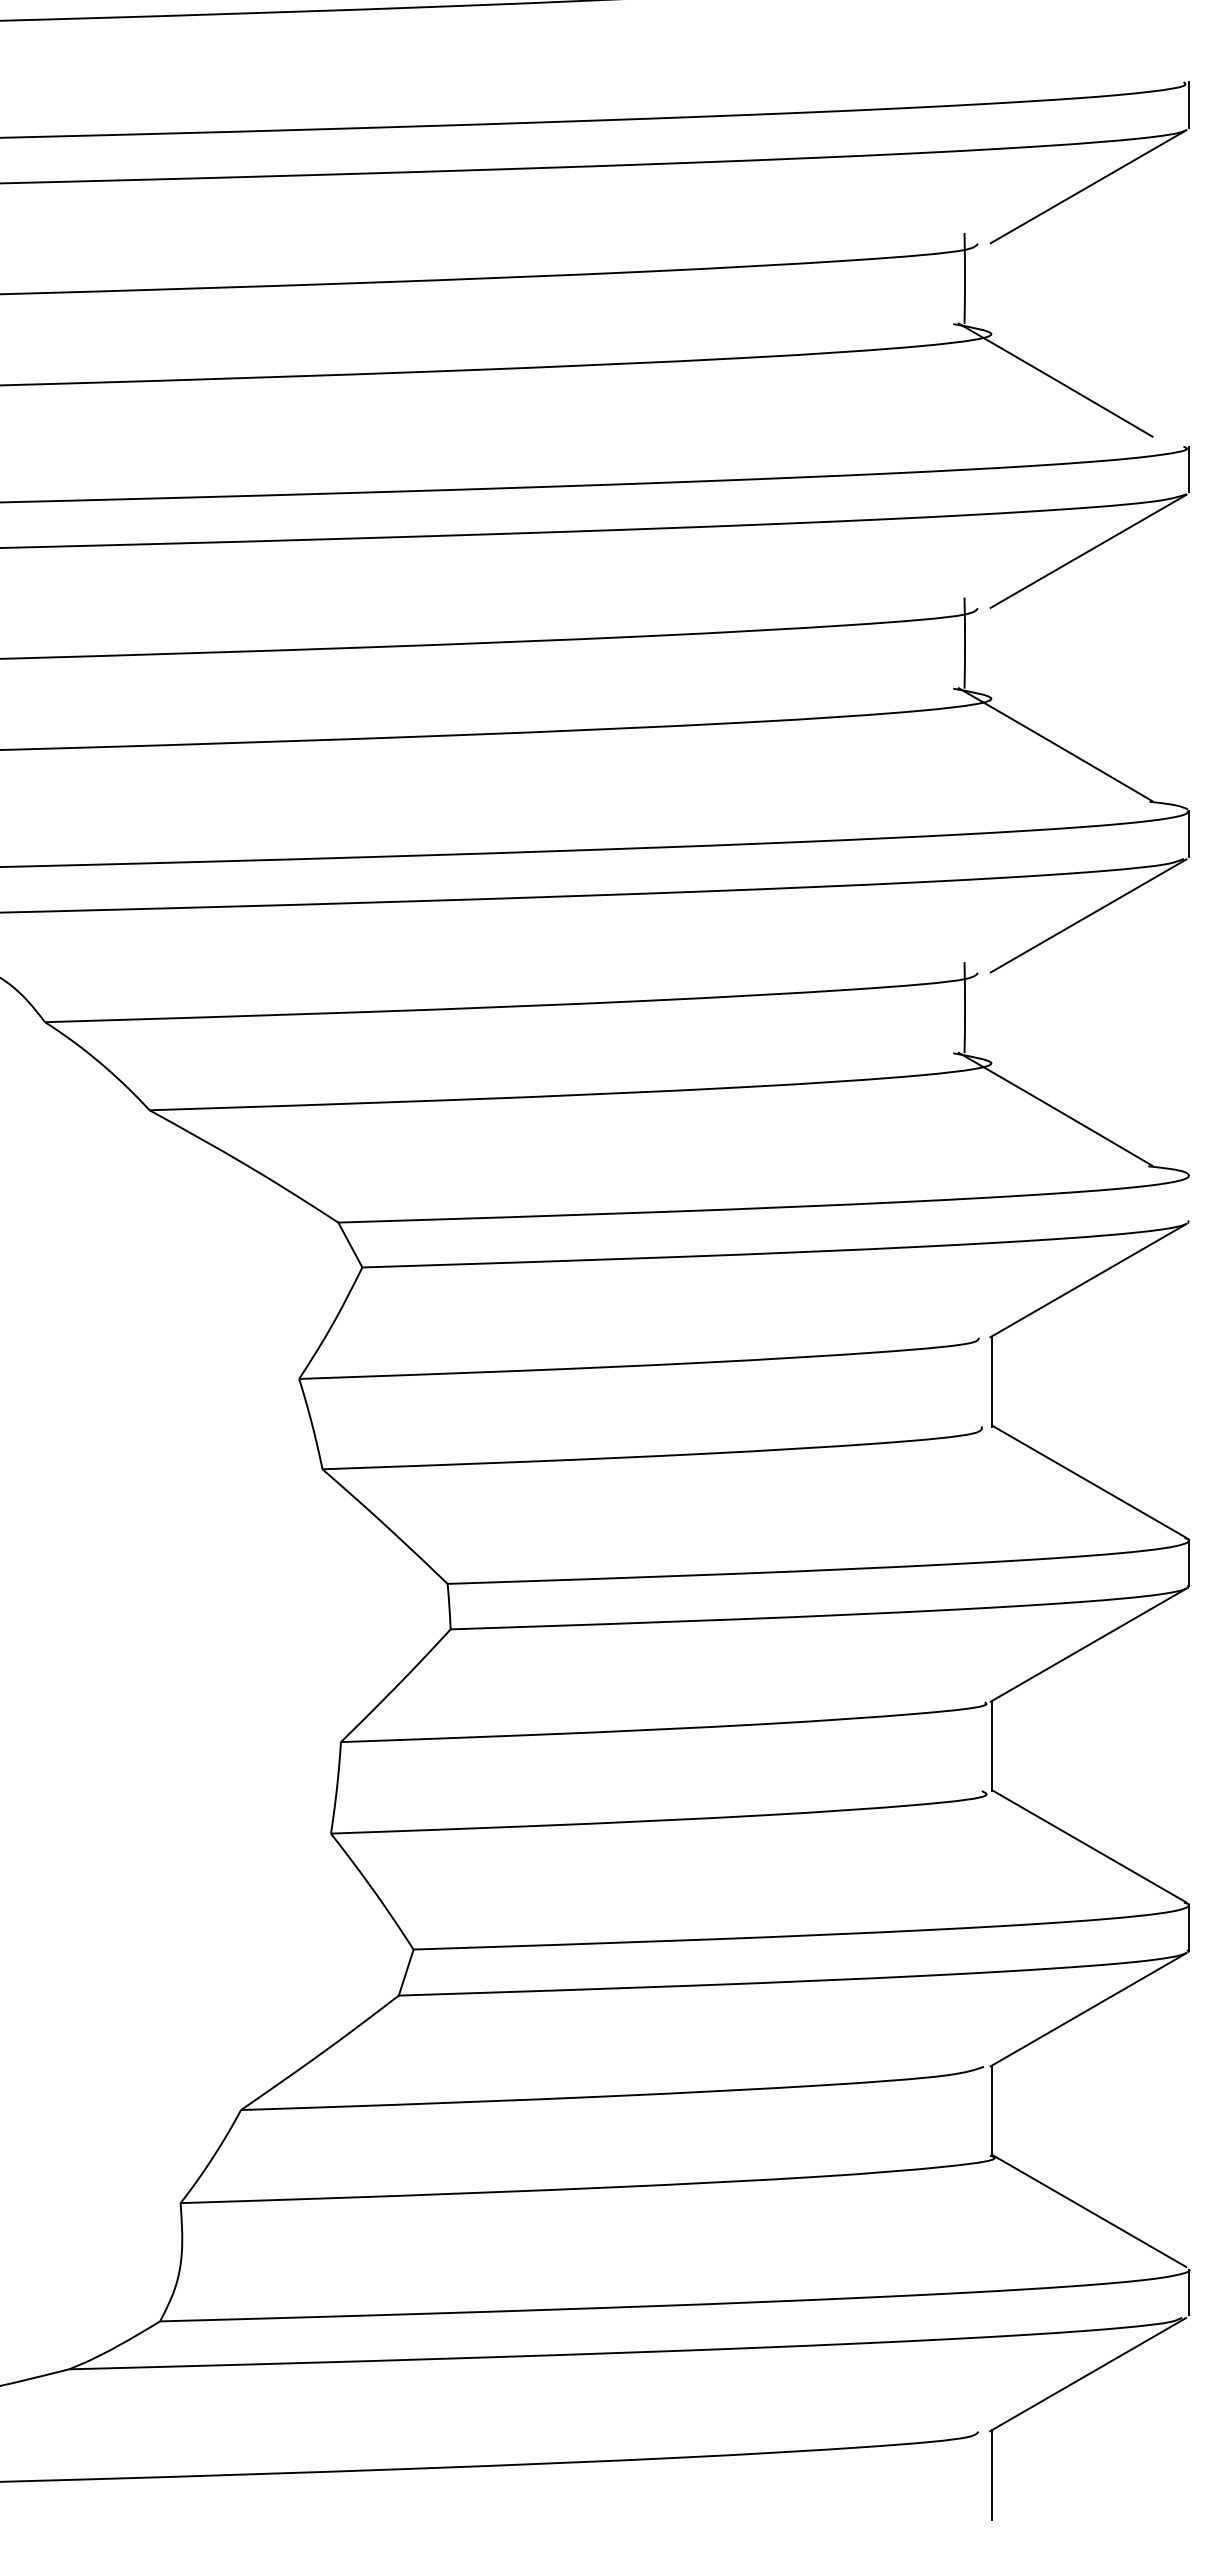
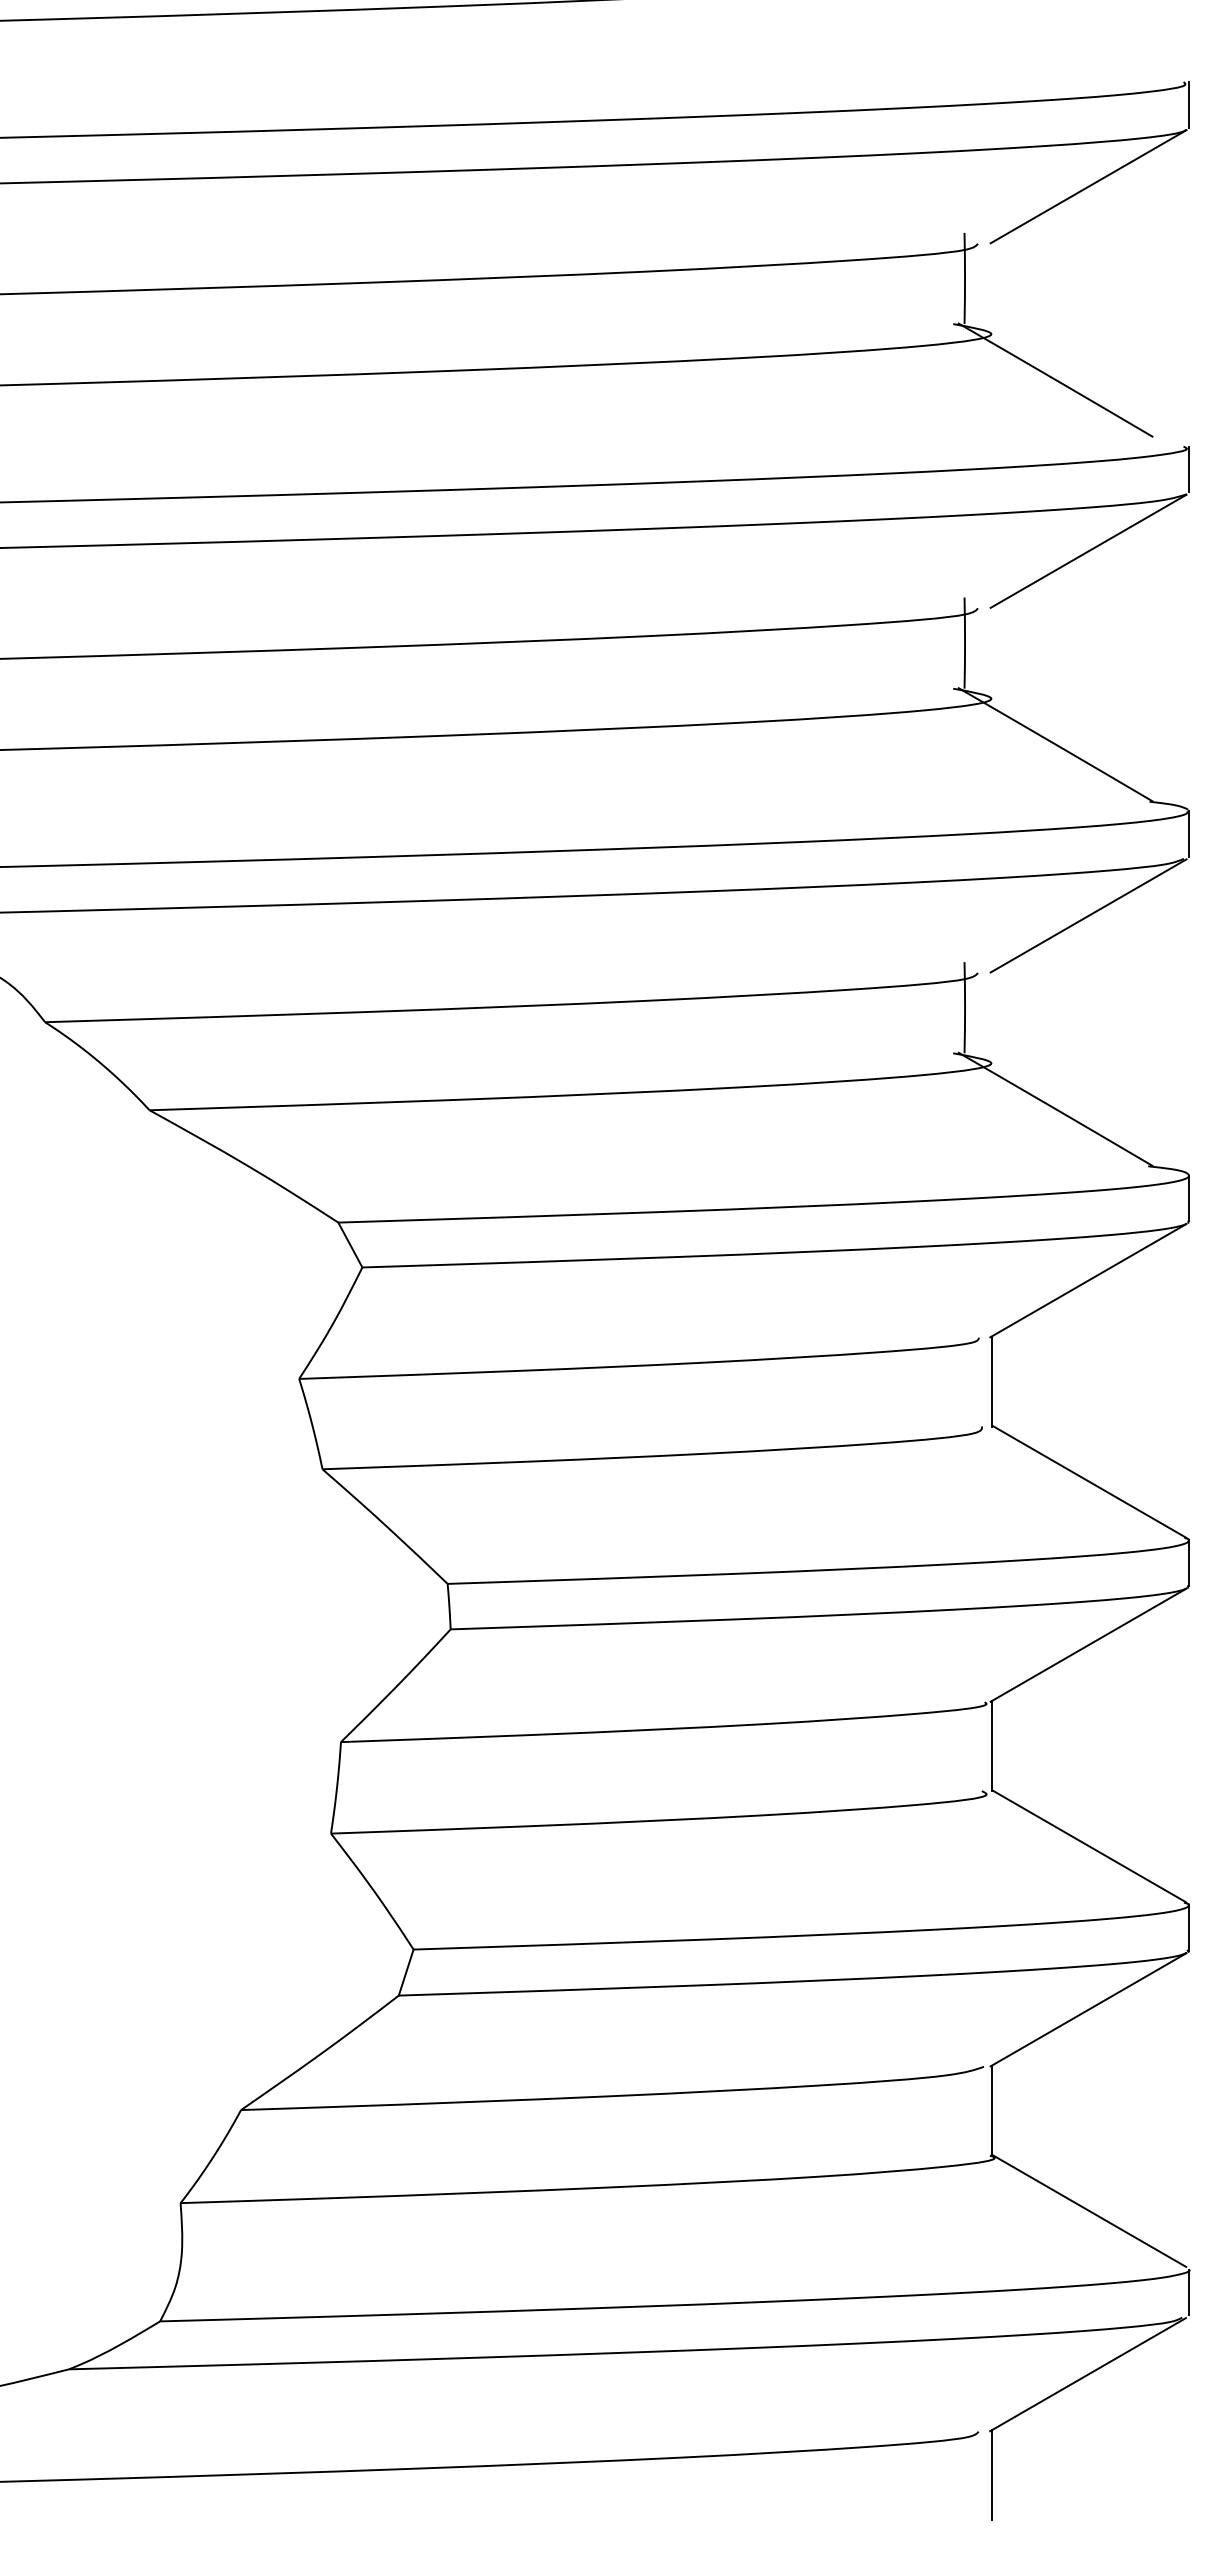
line: none -> present (1189, 1198)
